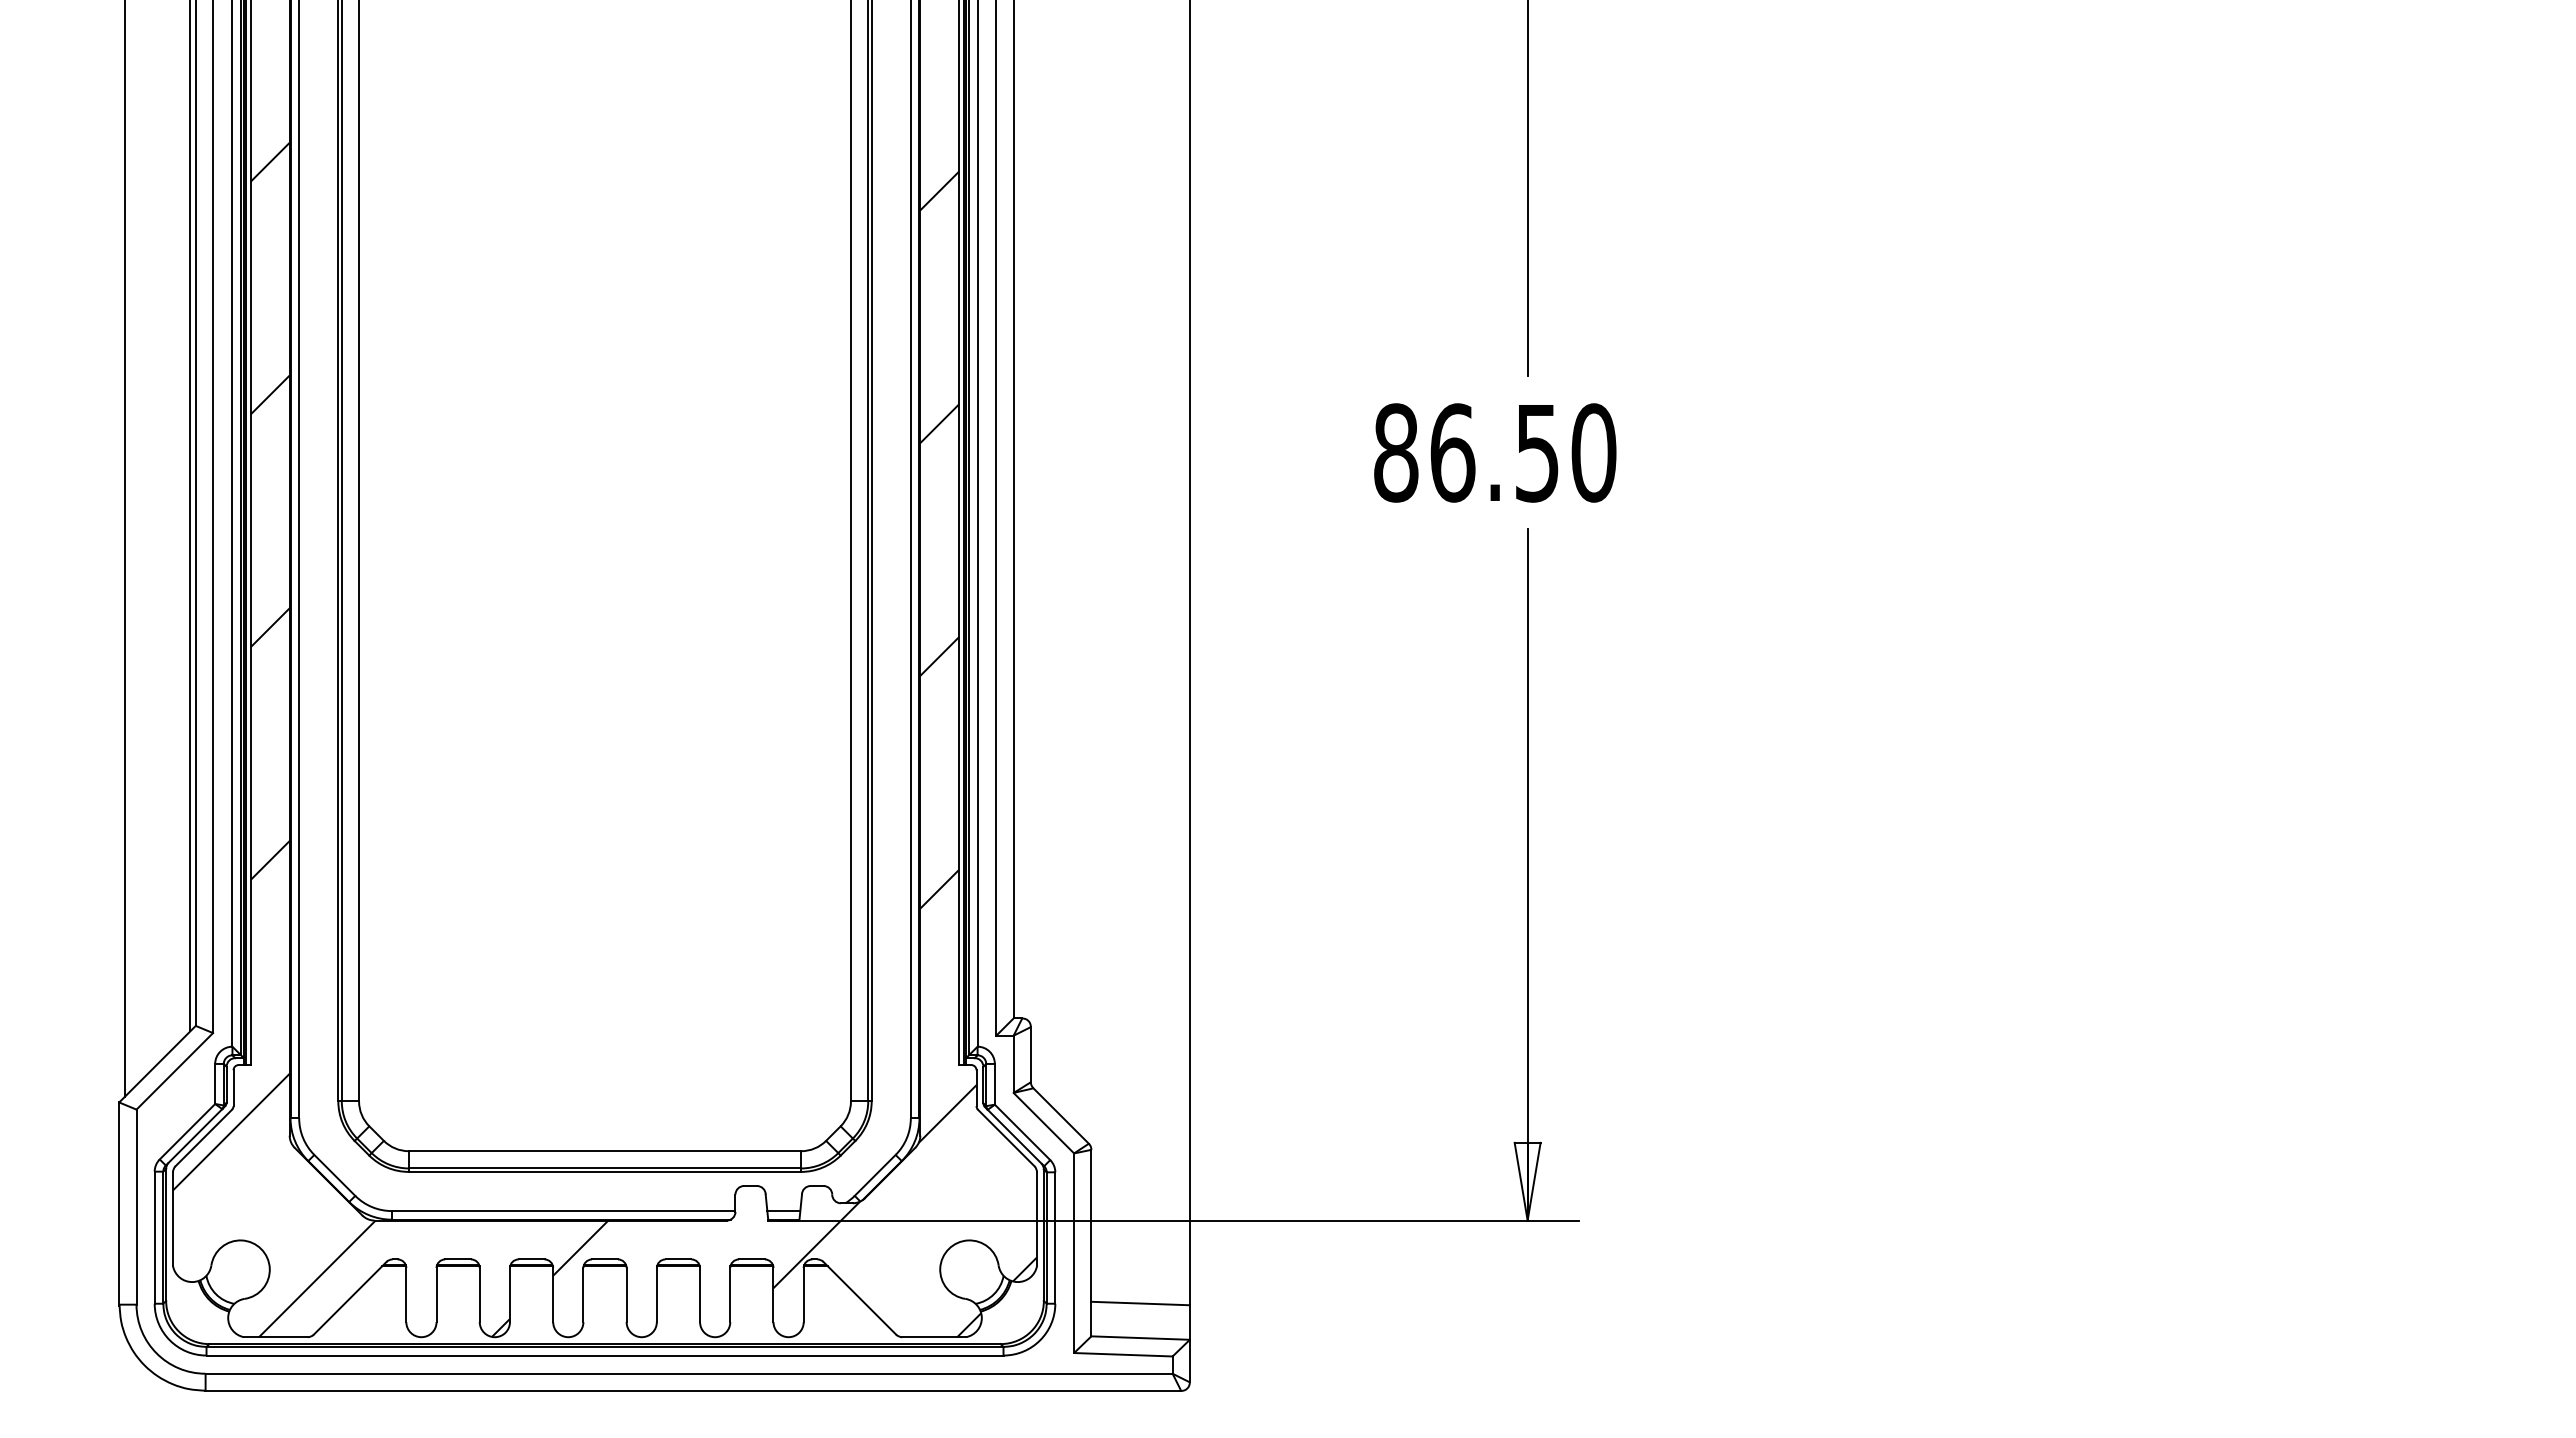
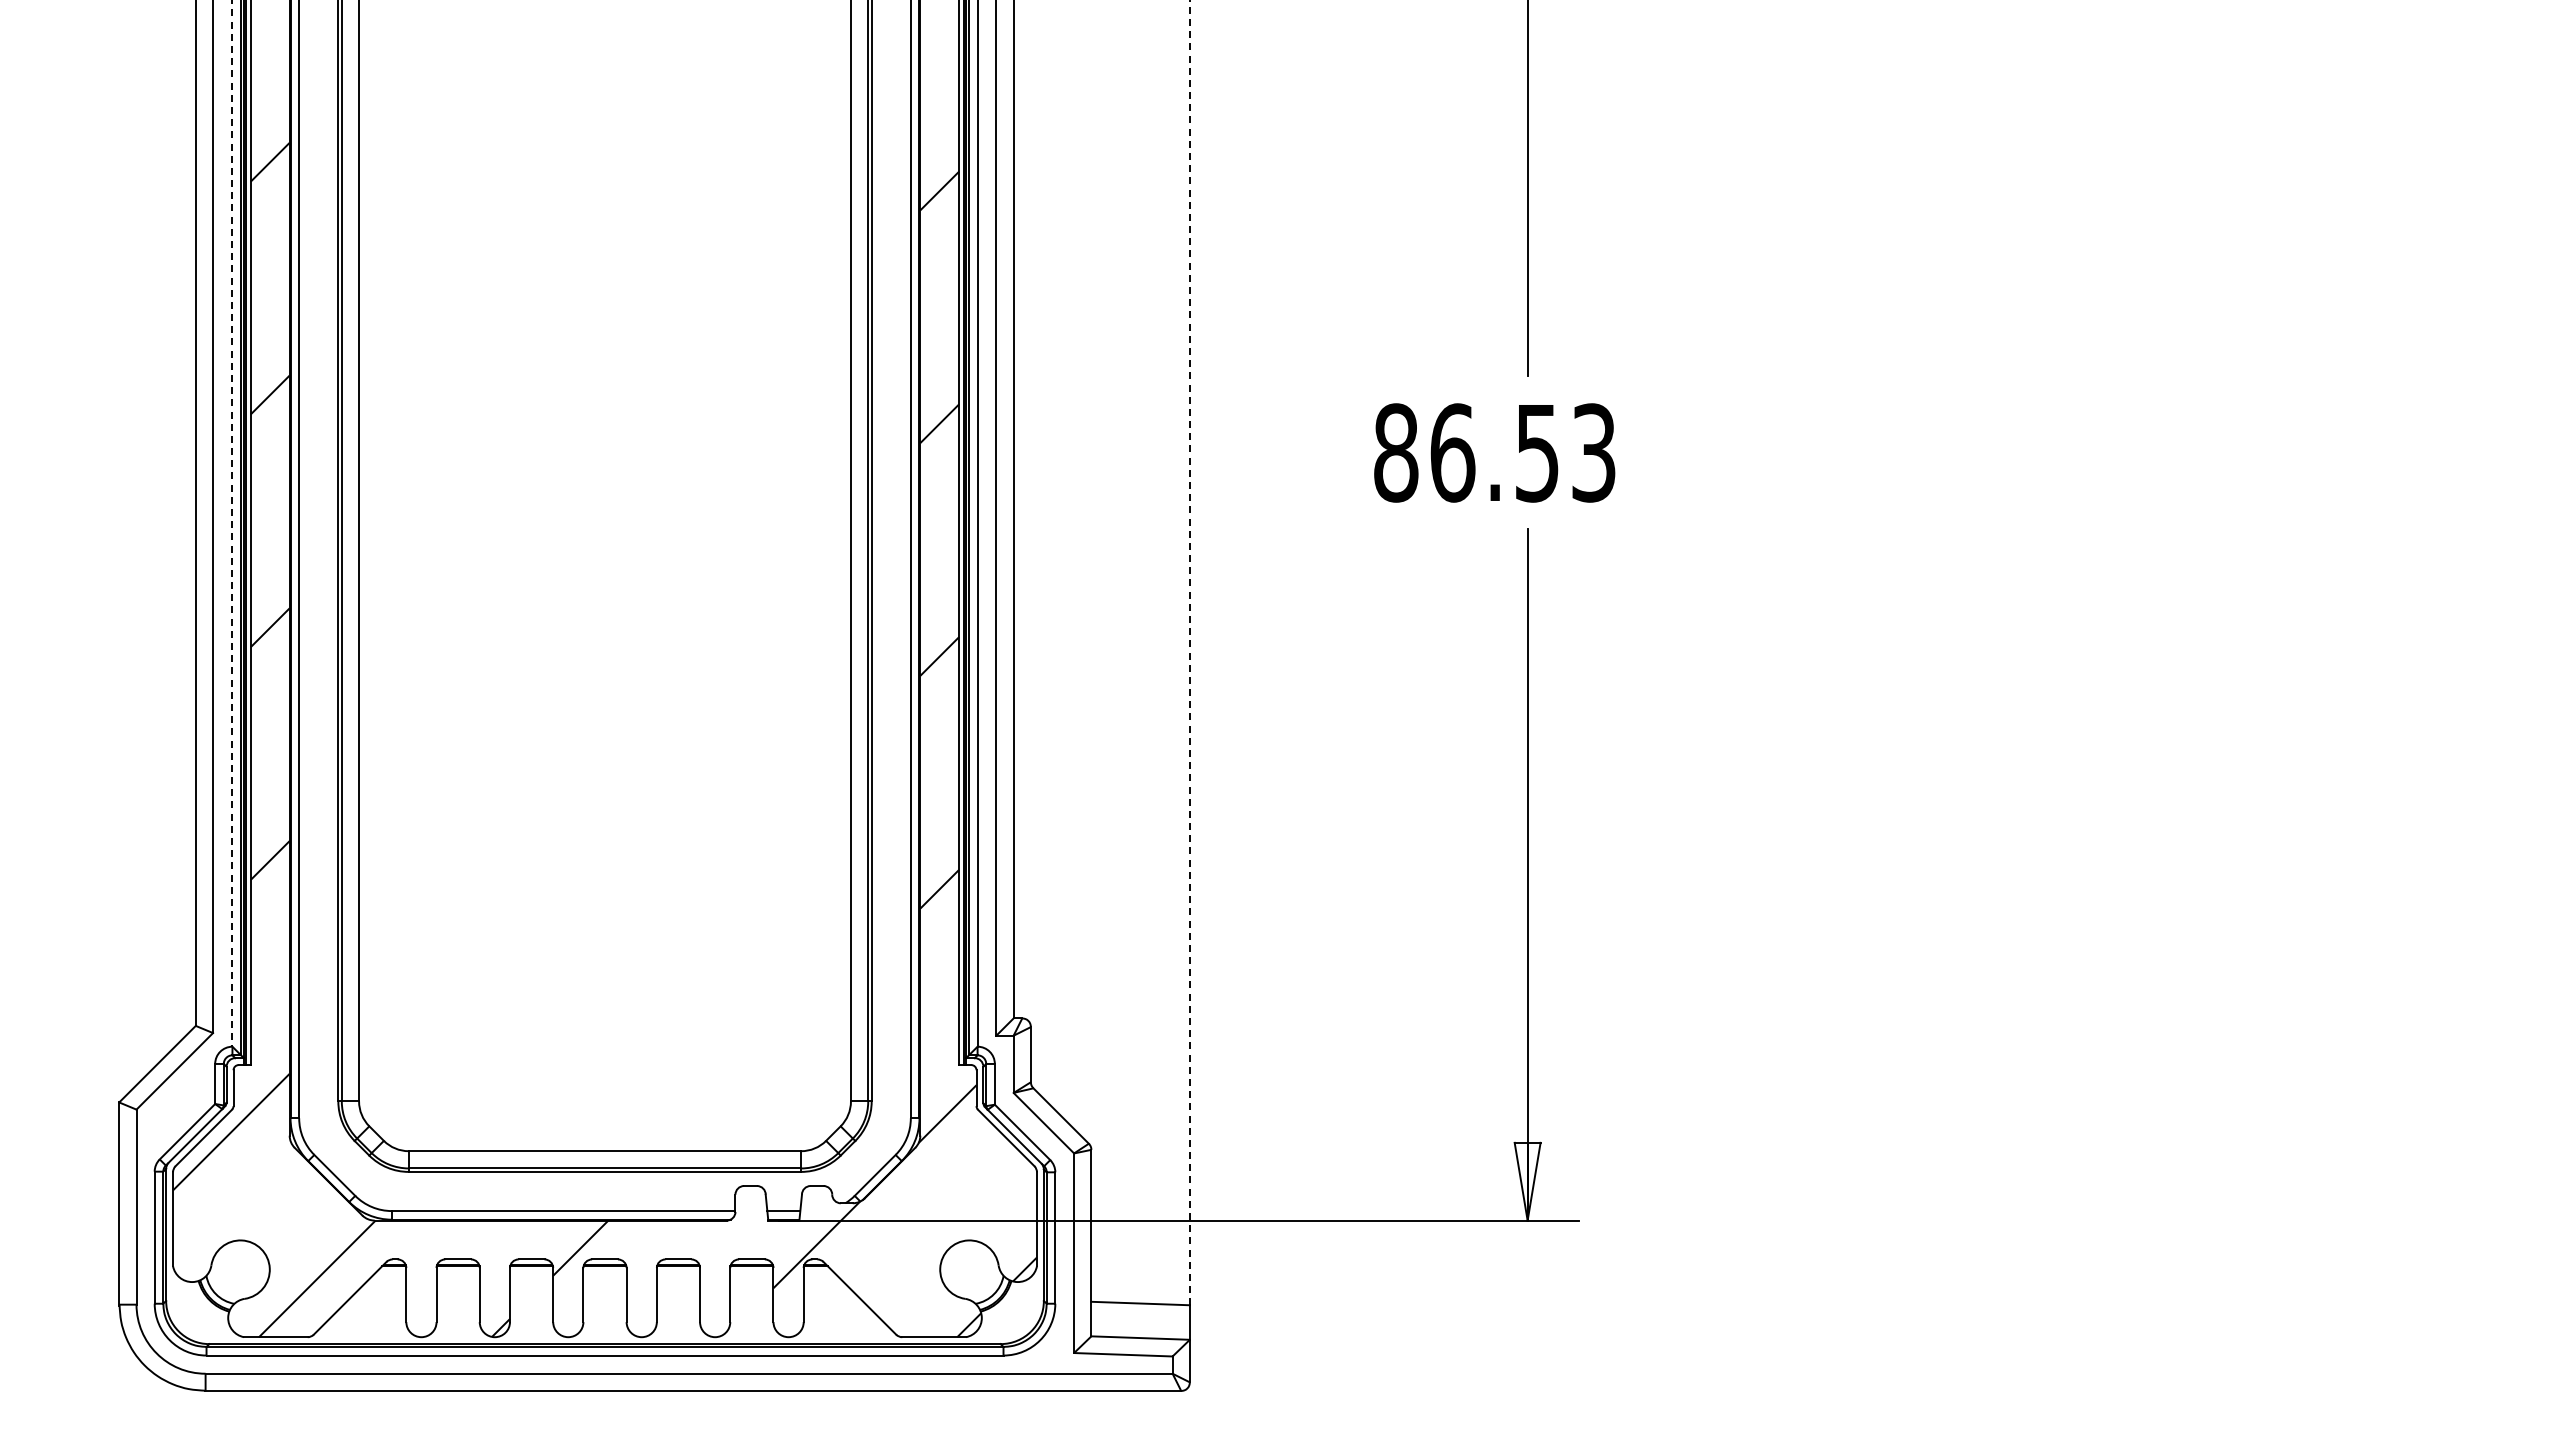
text: 86.50 -> 86.53 (1593, 452)
line: present -> none (190, 516)
line: solid -> dashed (232, 523)
line: present -> none (124, 549)
line: solid -> dashed (1189, 653)
